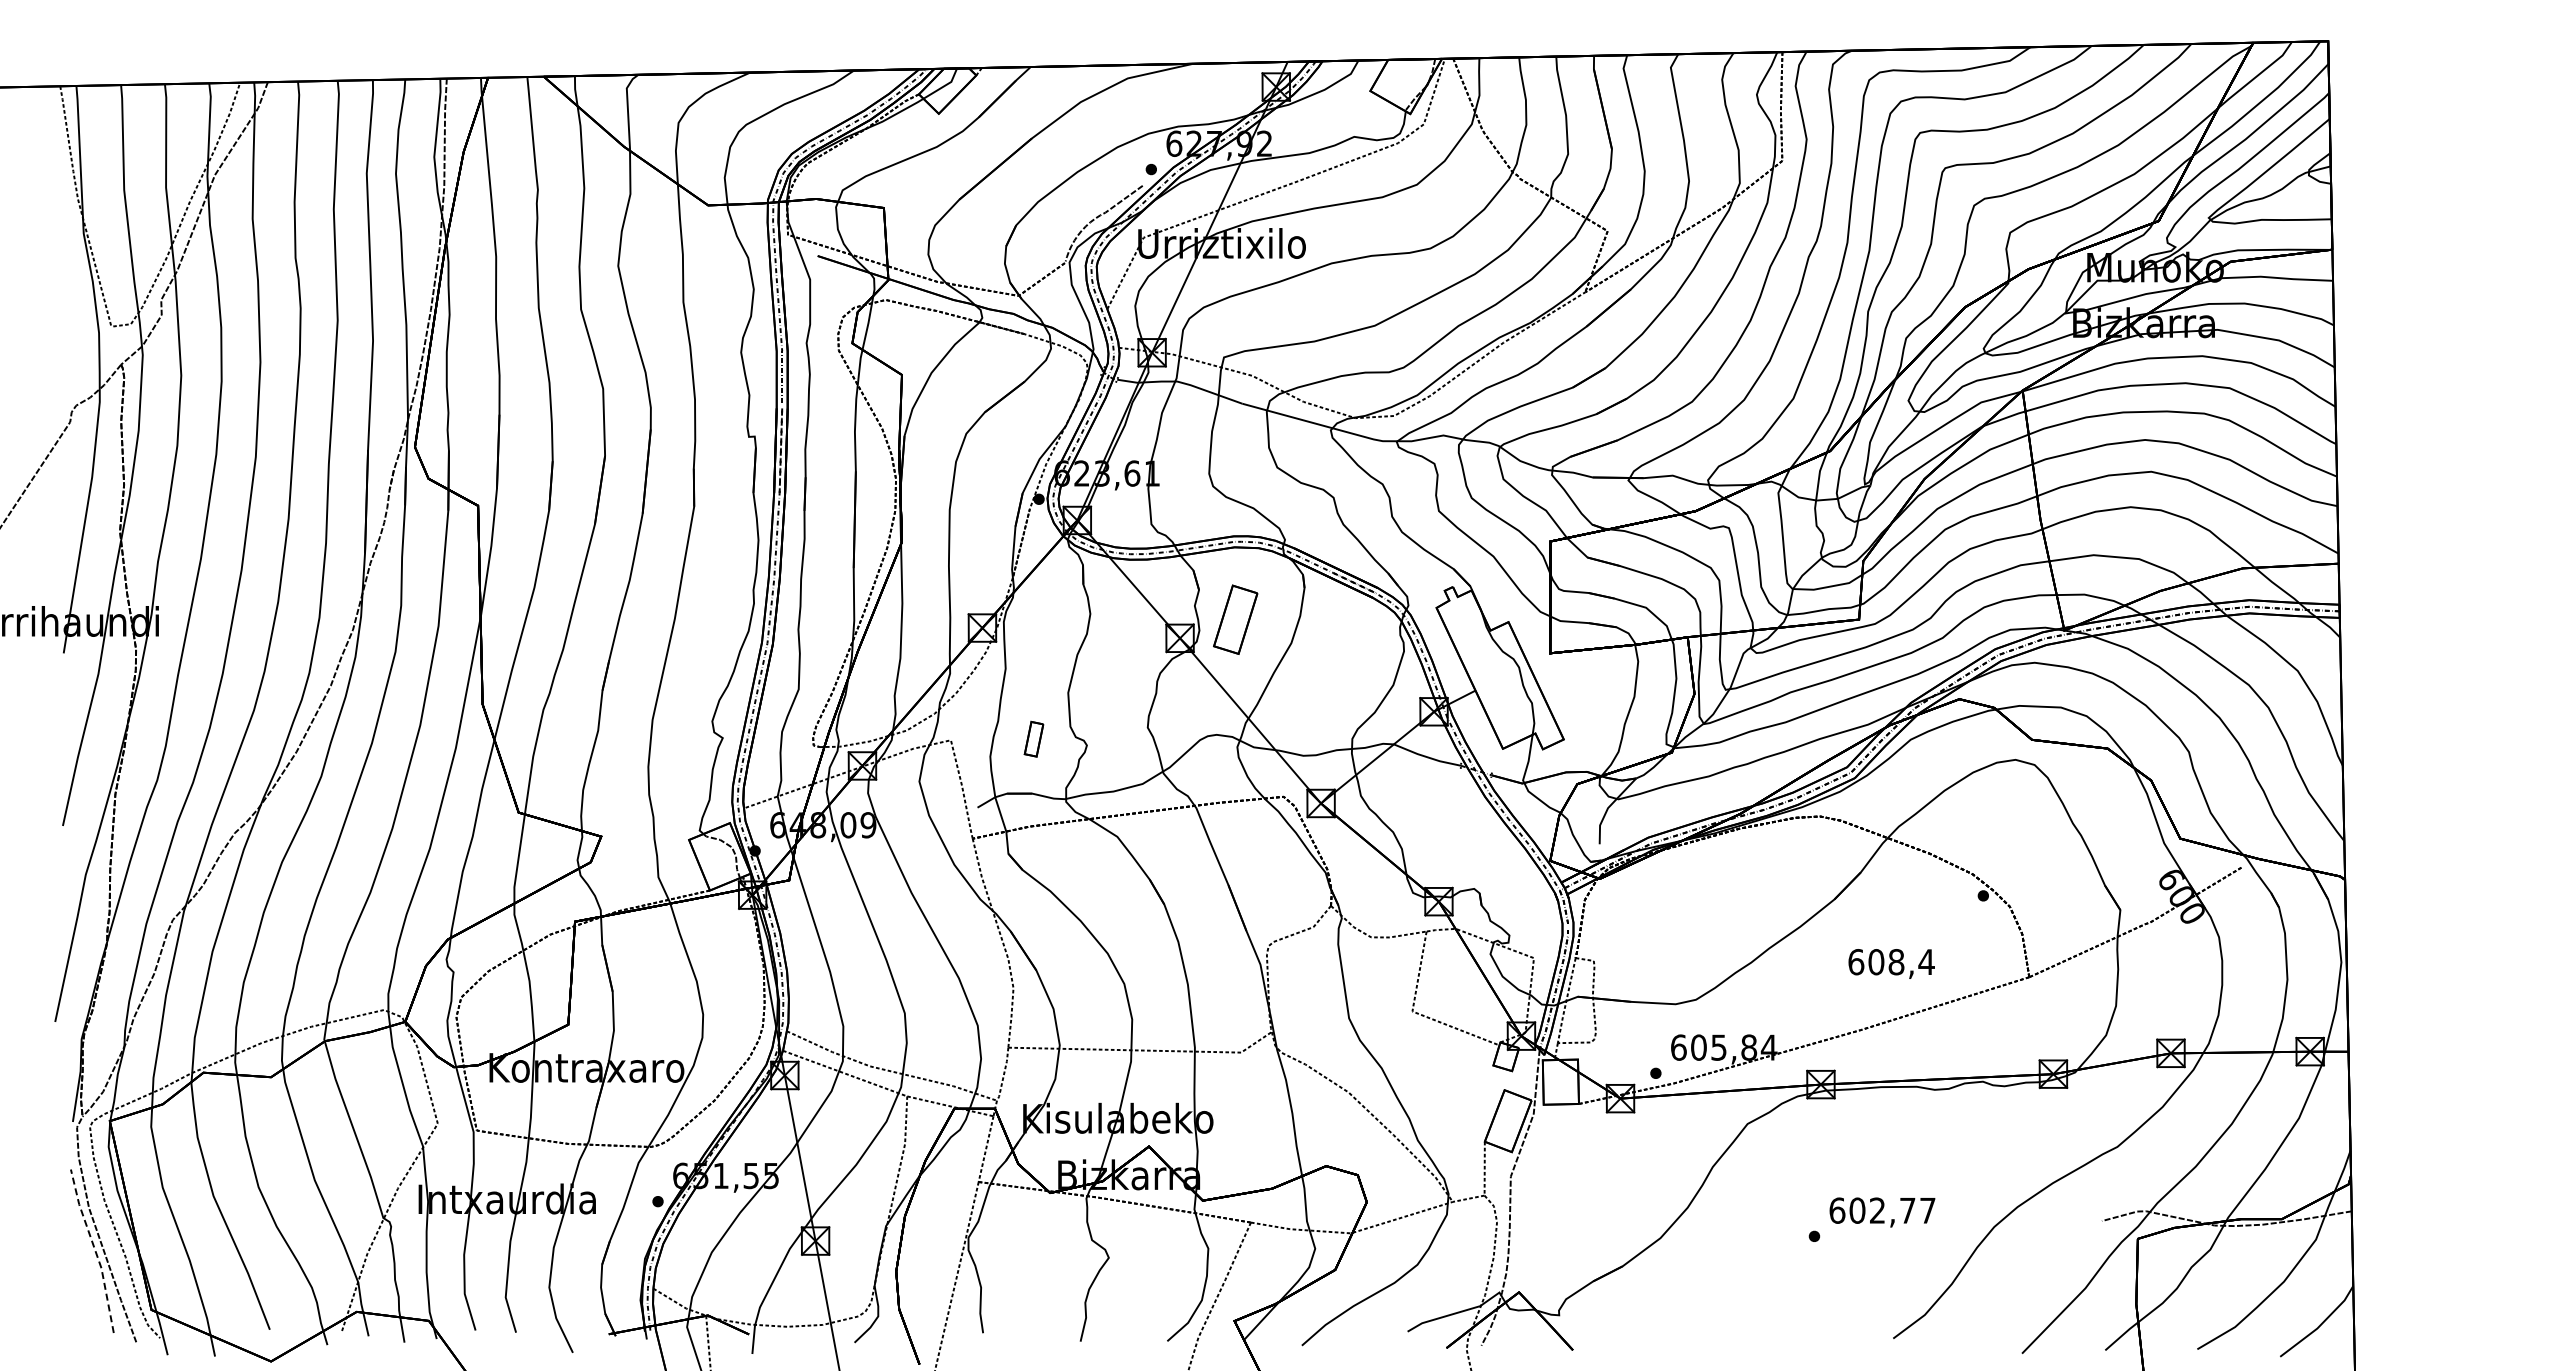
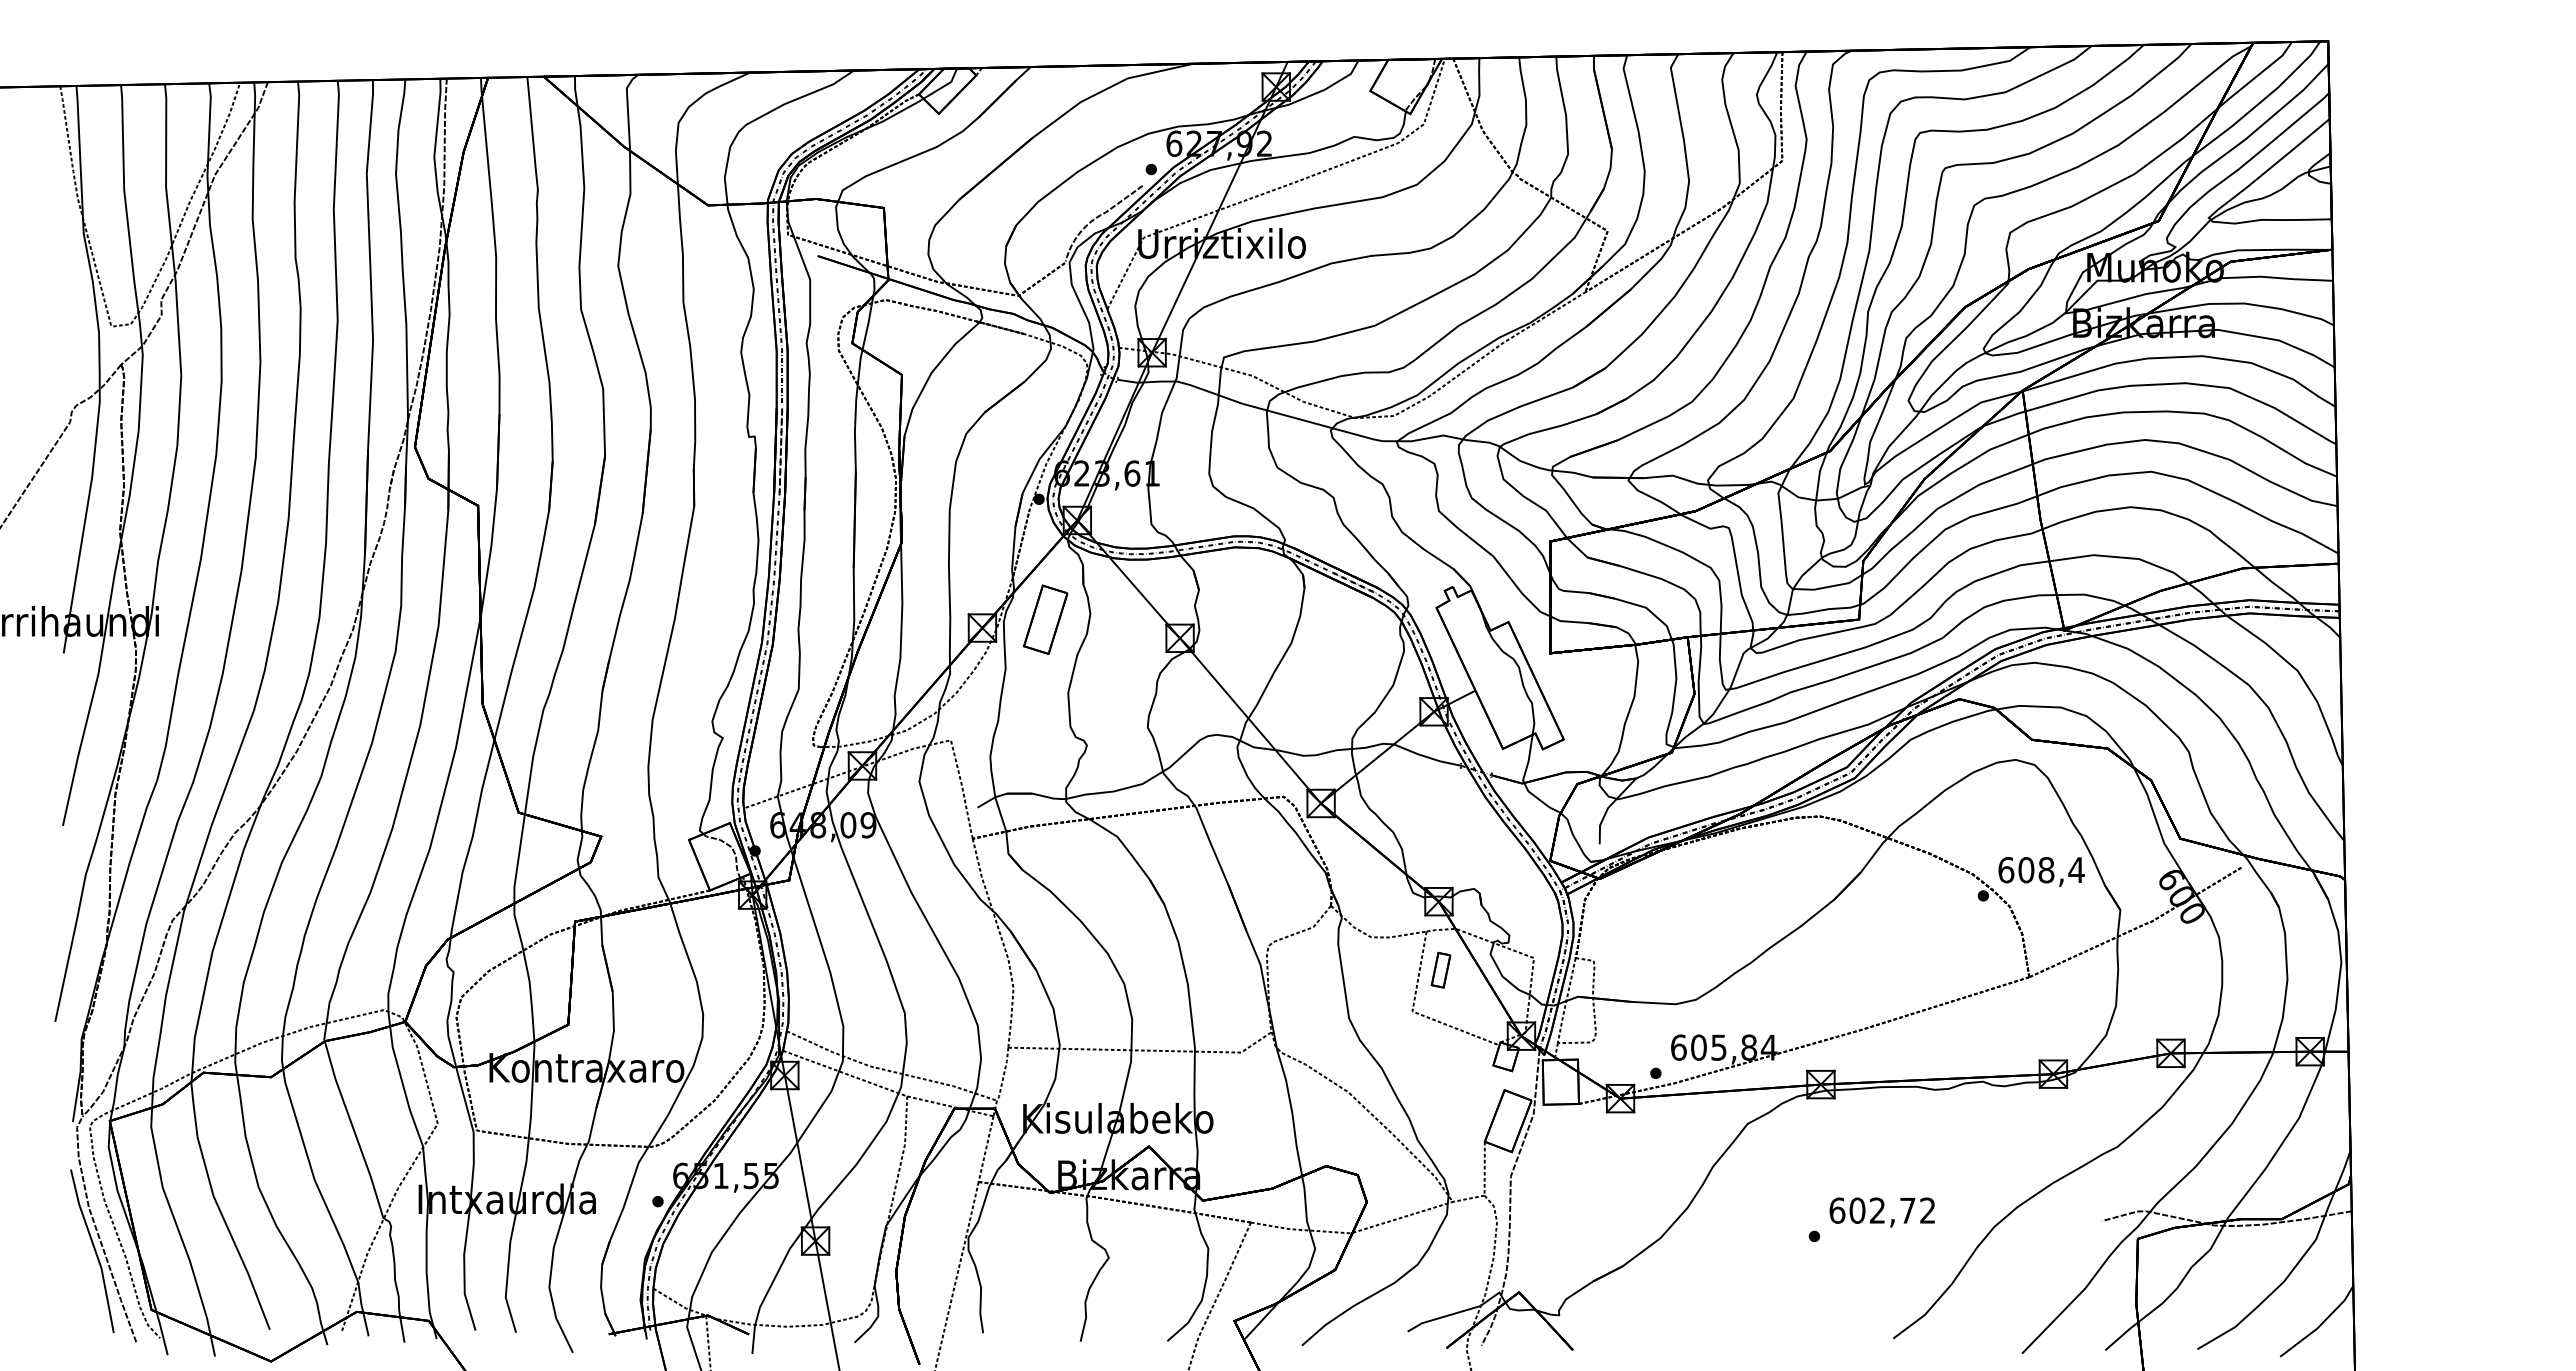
part position: (1235, 619) -> (1045, 619) (1045, 619)
part position: (1033, 738) -> (1440, 969) (1440, 969)
text position: (1891, 963) -> (2041, 871) (2041, 871)
text: 602,77 -> 602,72 (1927, 1210)
line: dashed -> solid (95, 1250)
